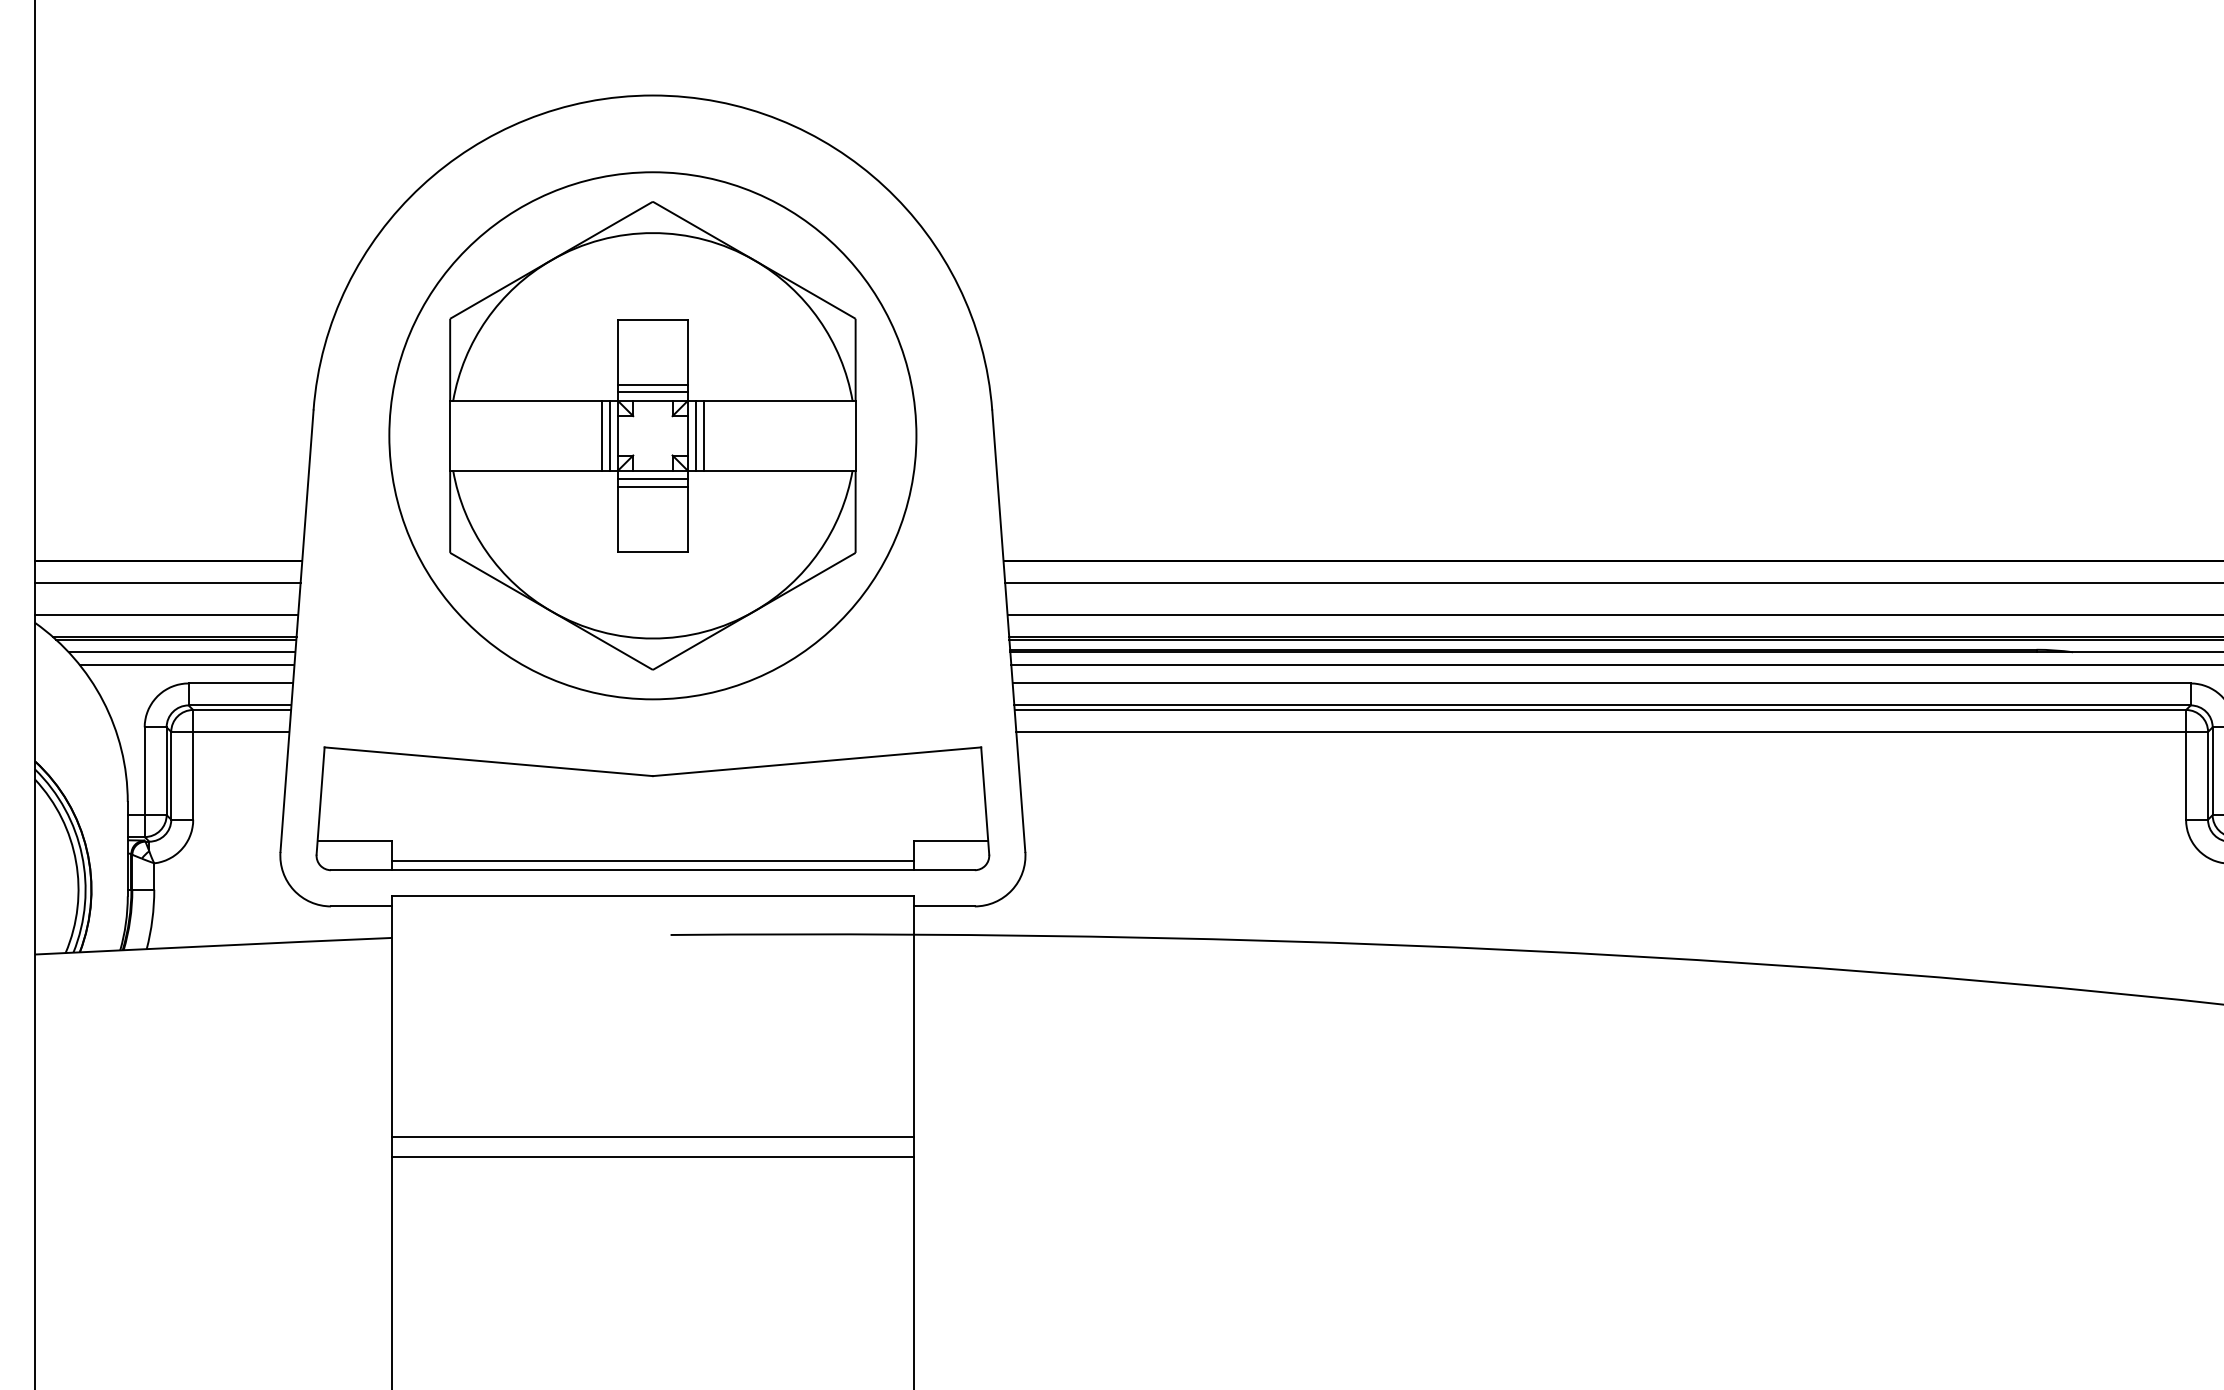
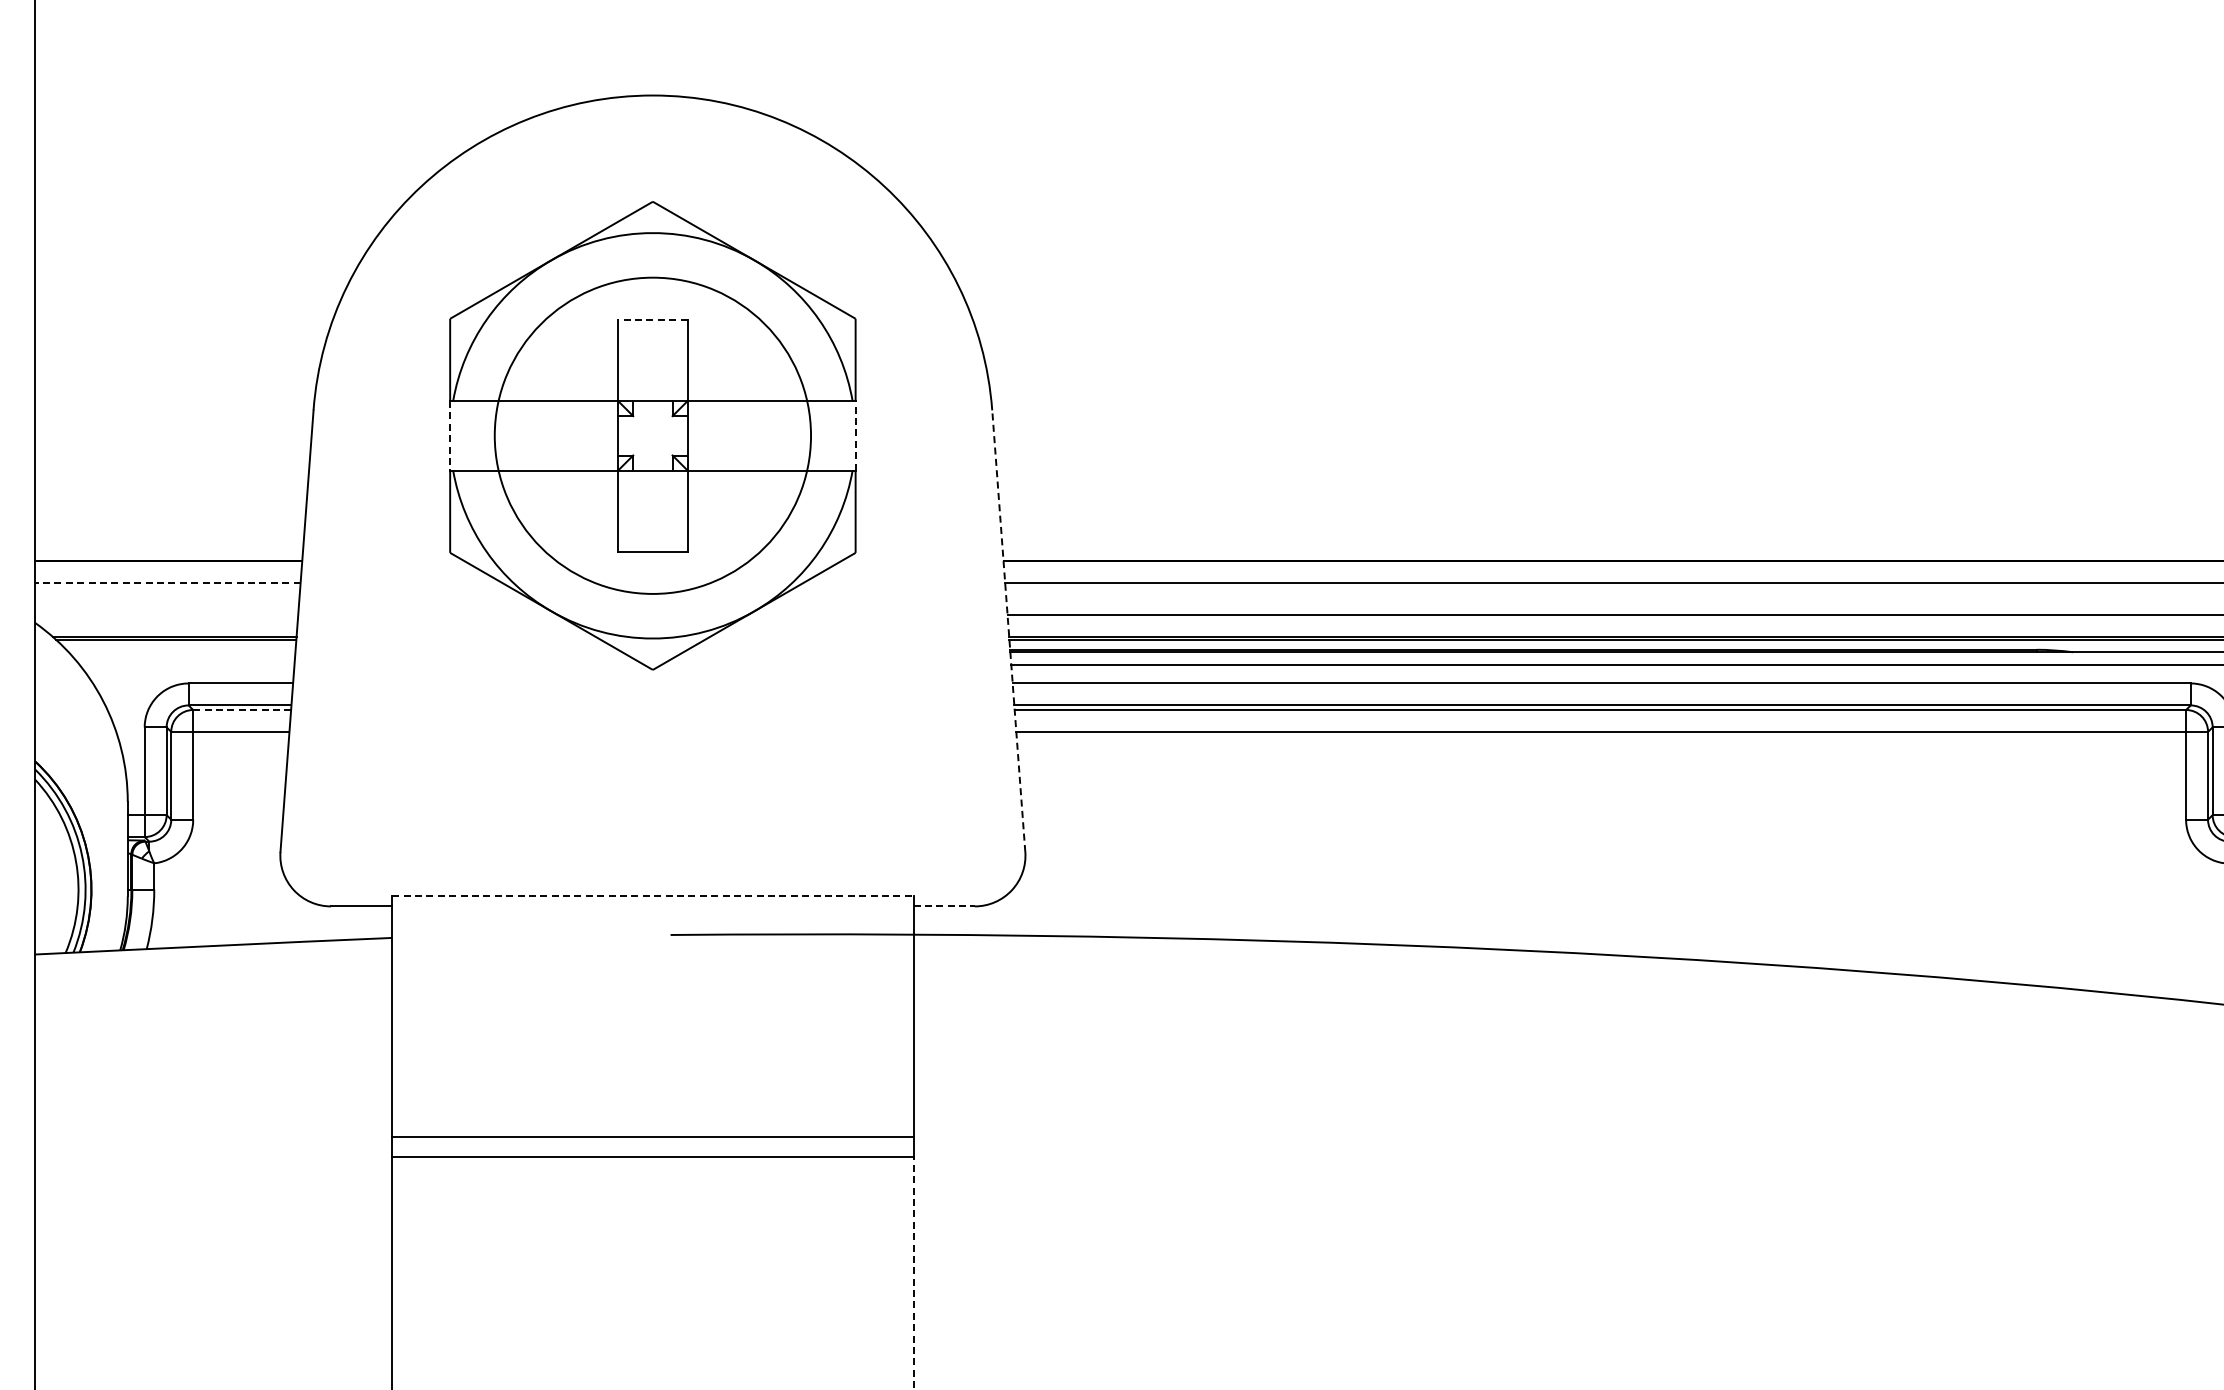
line: solid -> dashed (652, 319)
line: present -> none (652, 384)
line: present -> none (652, 392)
line: solid -> dashed (450, 435)
line: present -> none (601, 435)
line: present -> none (609, 435)
circle diameter: 527 px -> 316 px (652, 435)
line: present -> none (696, 435)
line: present -> none (703, 435)
line: solid -> dashed (855, 435)
line: present -> none (652, 479)
line: present -> none (652, 486)
line: solid -> dashed (167, 583)
line: present -> none (166, 615)
line: solid -> dashed (1008, 630)
line: present -> none (181, 652)
line: present -> none (187, 665)
line: solid -> dashed (242, 710)
part: present -> none (652, 808)
line: solid -> dashed (652, 895)
line: solid -> dashed (944, 906)
line: solid -> dashed (913, 1273)
